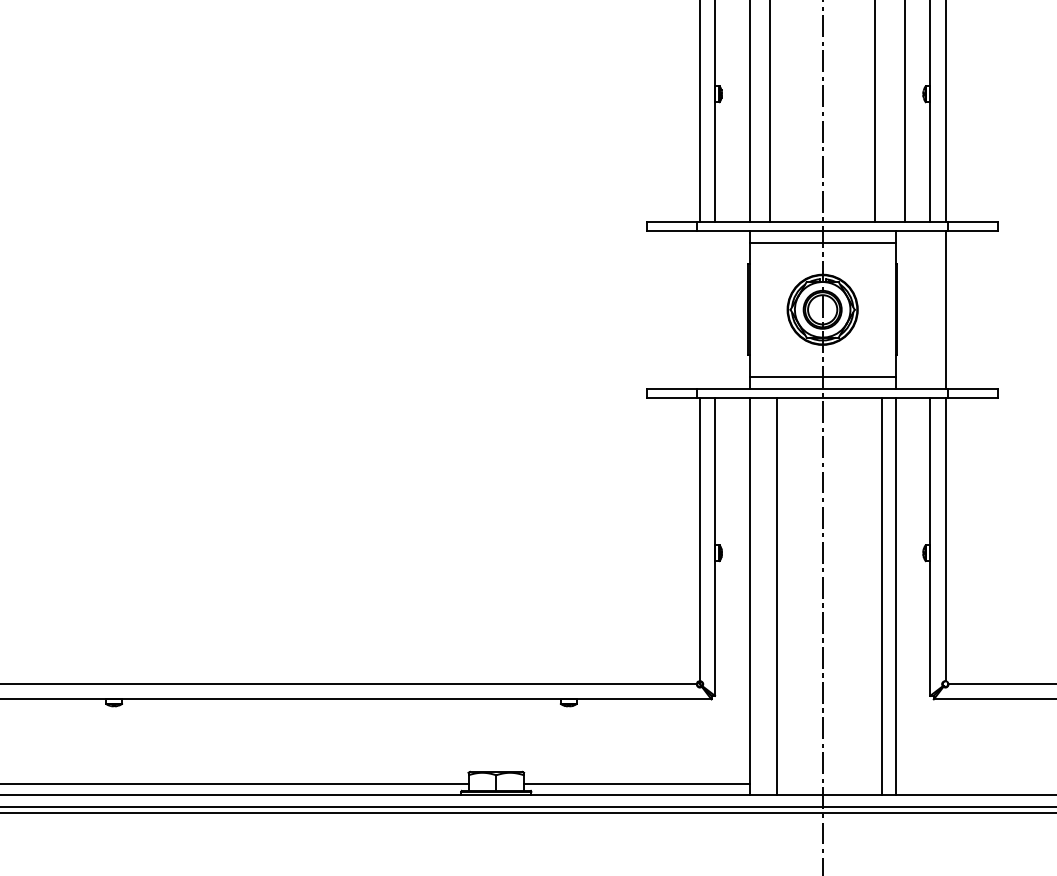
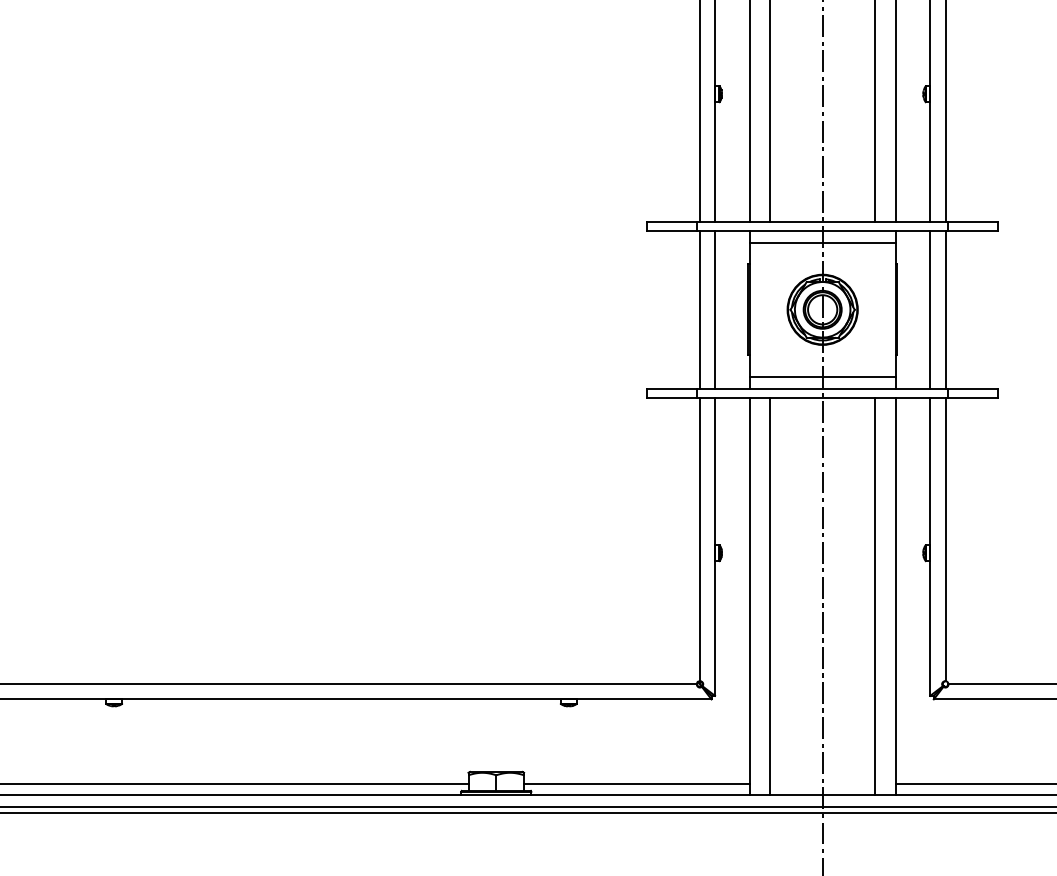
line position: (904, 112) -> (895, 112) (895, 112)
line: none -> present (699, 309)
line: none -> present (715, 309)
line: none -> present (930, 309)
line position: (777, 596) -> (770, 596) (770, 596)
line position: (882, 596) -> (875, 596) (875, 596)
line: none -> present (974, 783)
